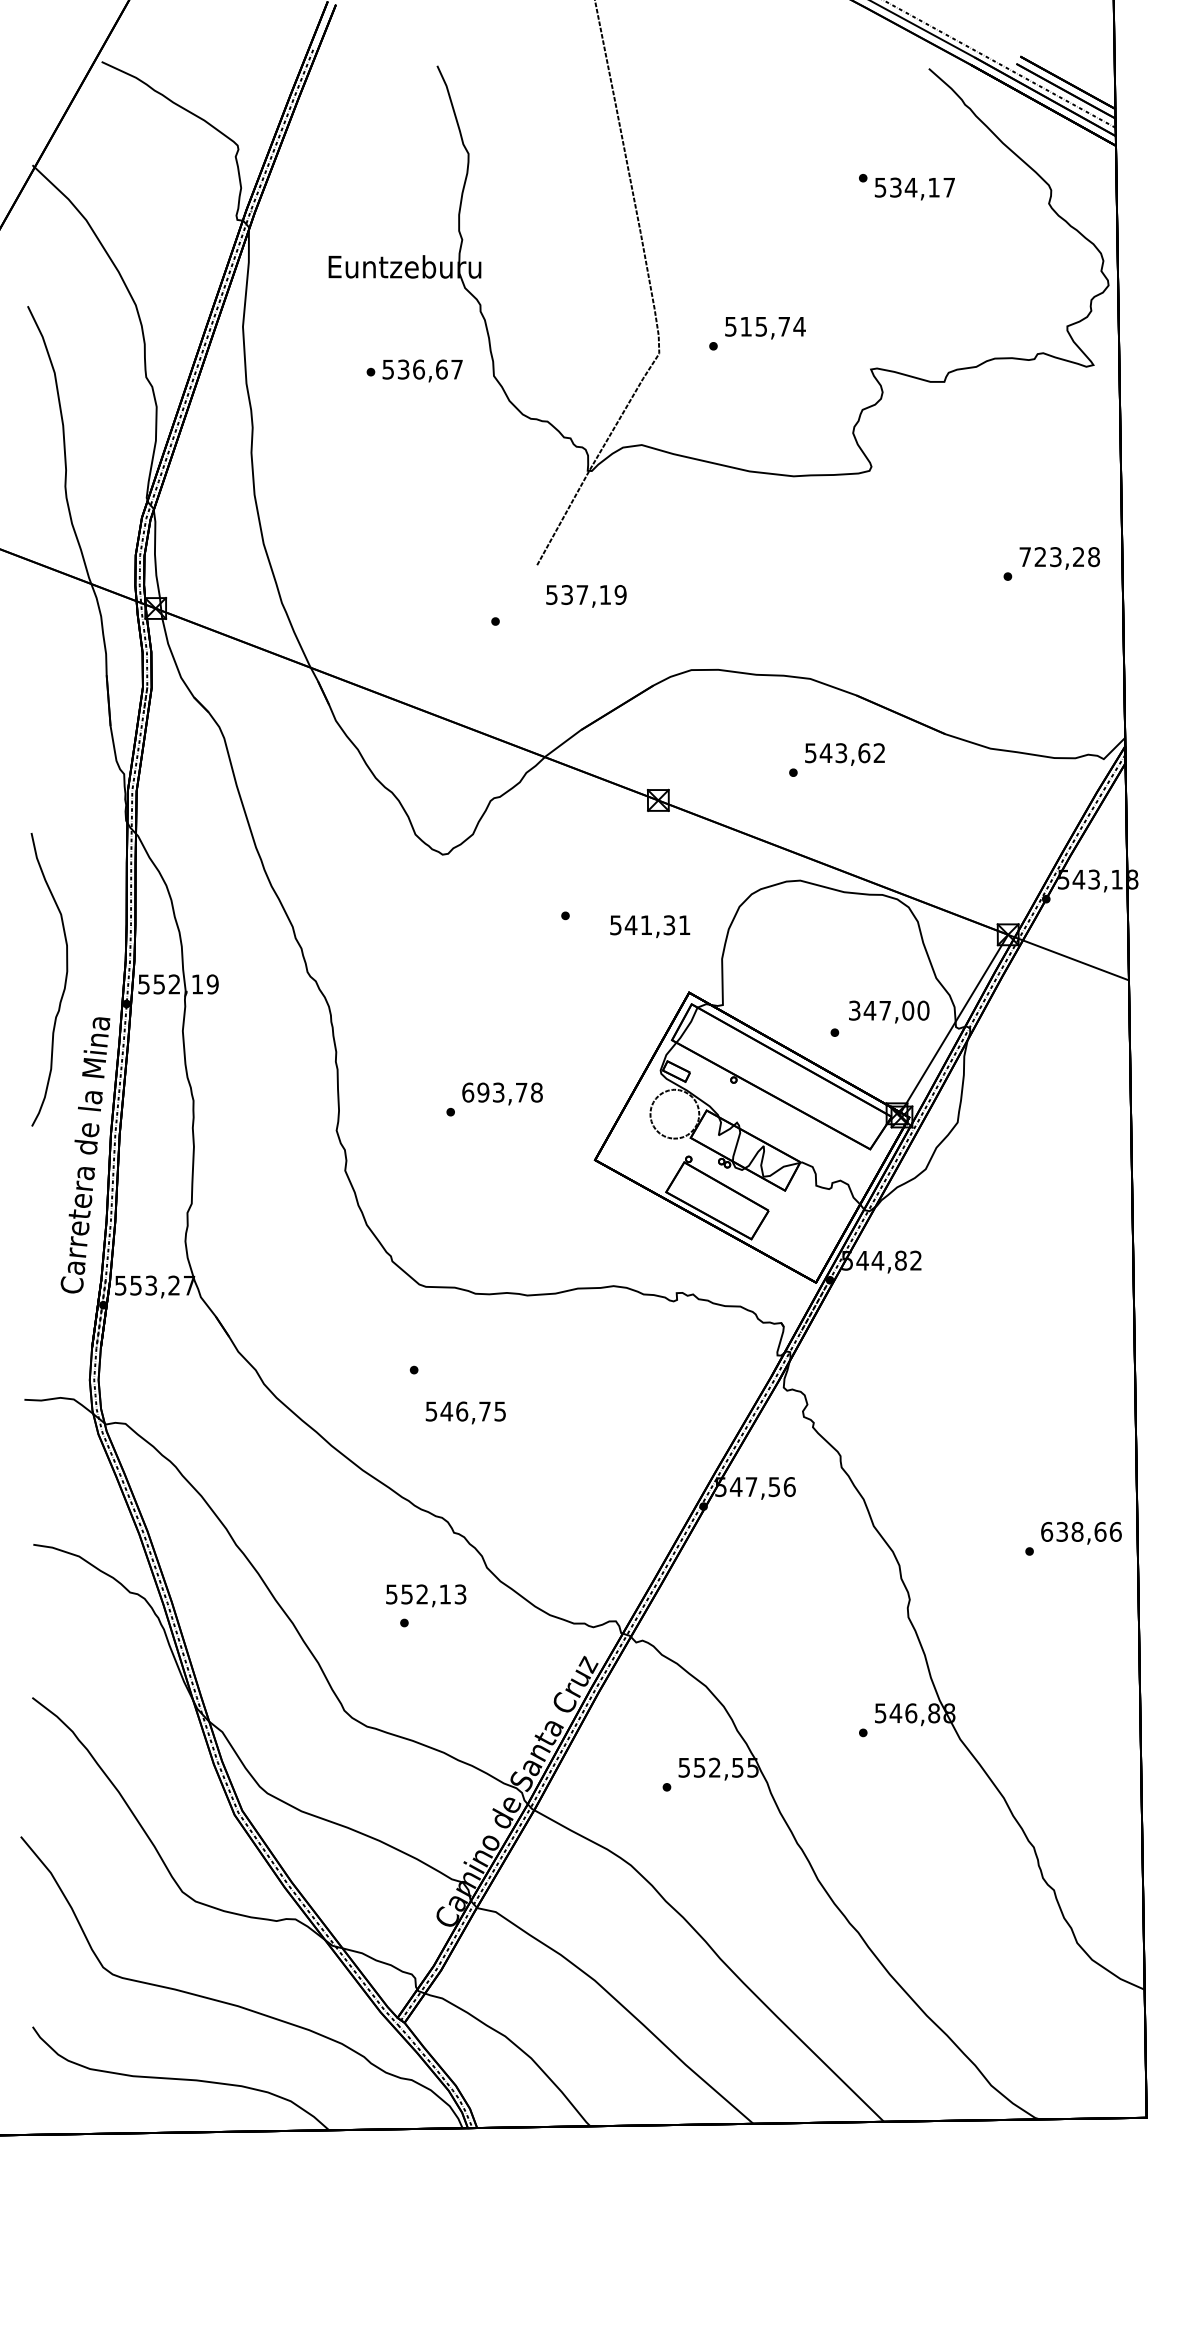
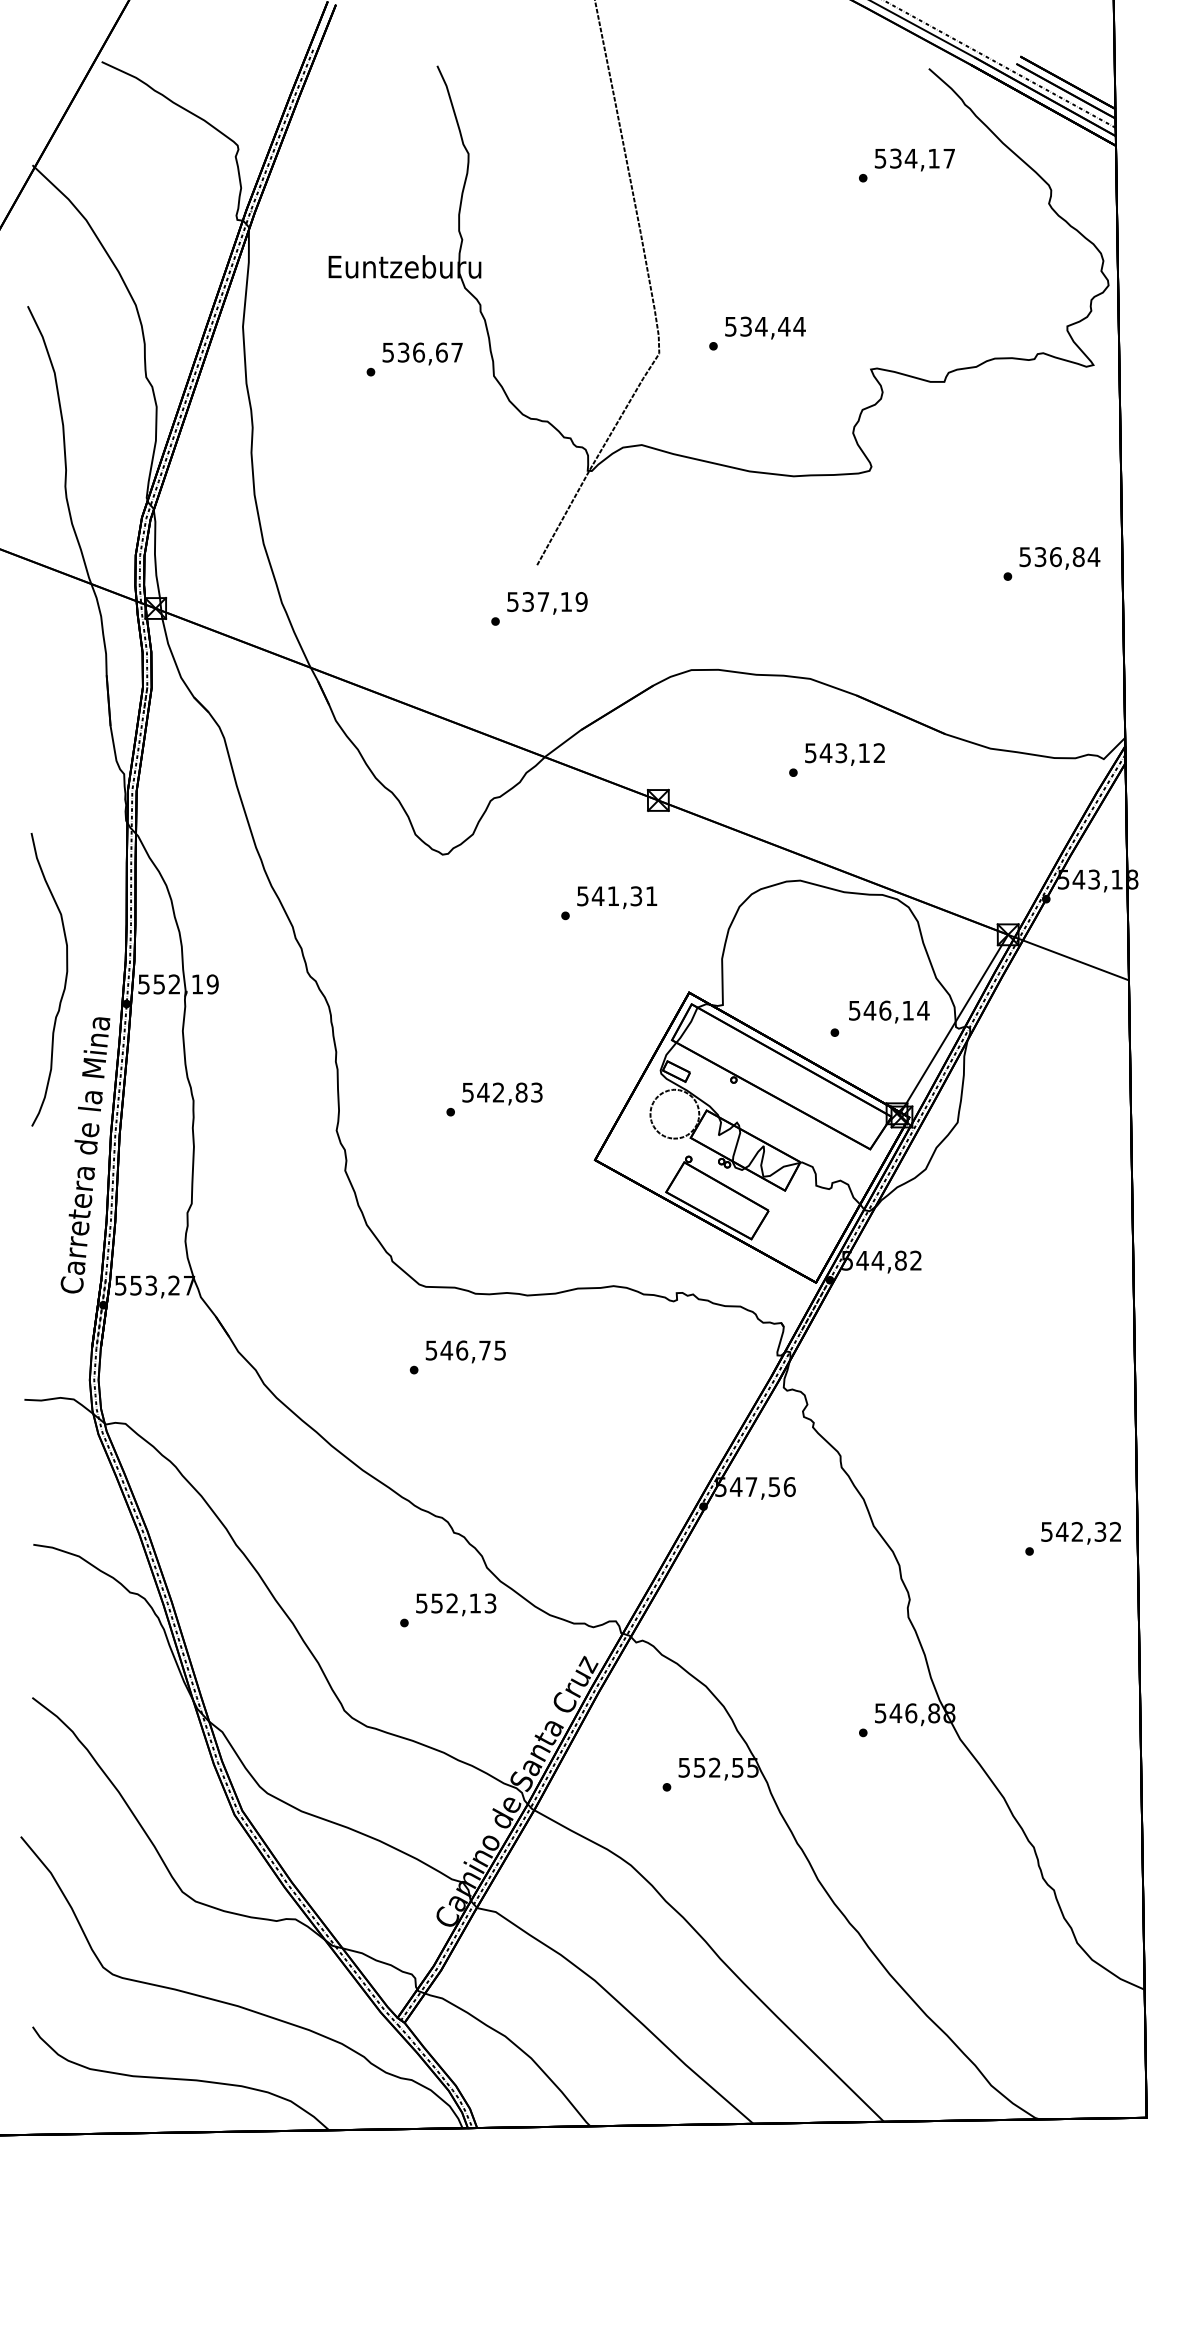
text position: (914, 188) -> (914, 159) (914, 159)
text: 515,74 -> 534,44 (765, 326)
text position: (422, 370) -> (422, 353) (422, 353)
text: 723,28 -> 536,84 (1059, 557)
text position: (586, 596) -> (547, 603) (547, 603)
text: 543,62 -> 543,12 (864, 753)
text position: (650, 926) -> (617, 897) (617, 897)
text: 347,00 -> 546,14 (889, 1010)
text: 693,78 -> 542,83 (502, 1092)
text position: (465, 1412) -> (465, 1351) (465, 1351)
text: 638,66 -> 542,32 (1081, 1531)
text position: (426, 1595) -> (456, 1604) (456, 1604)
